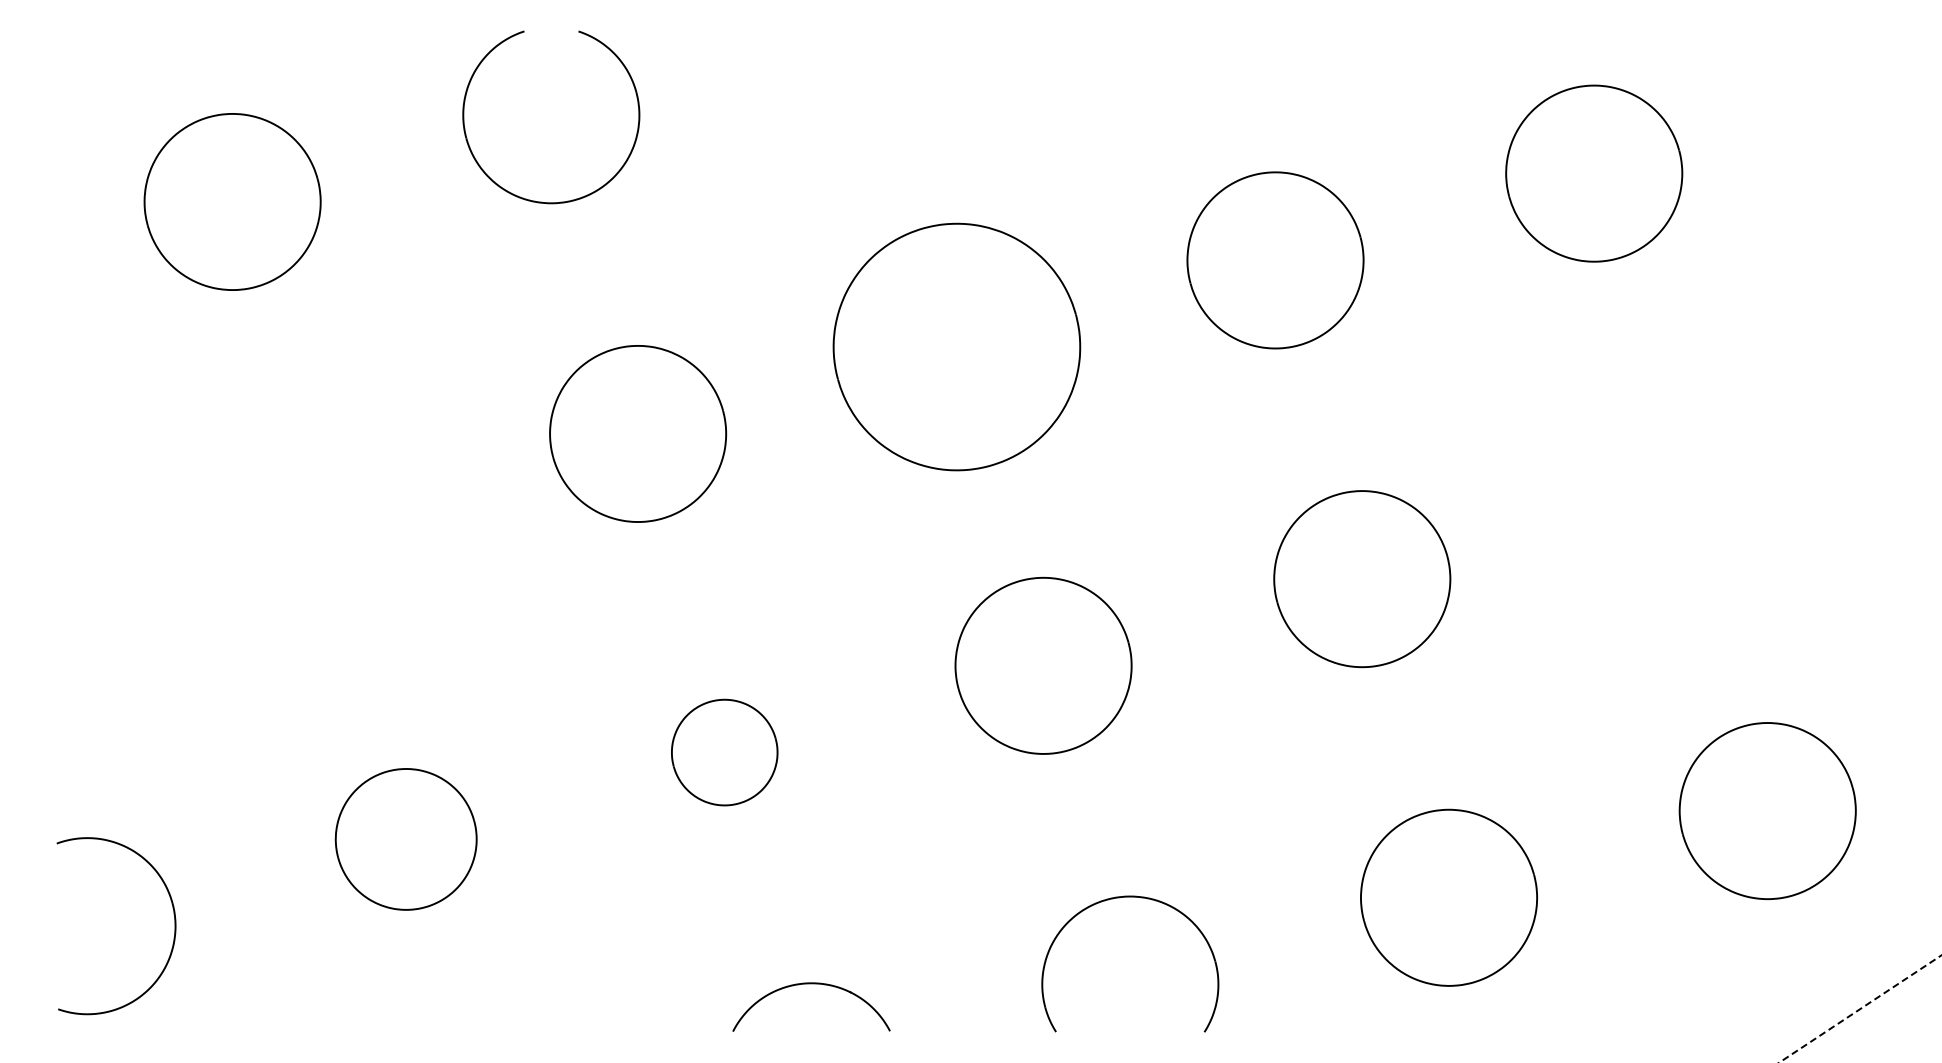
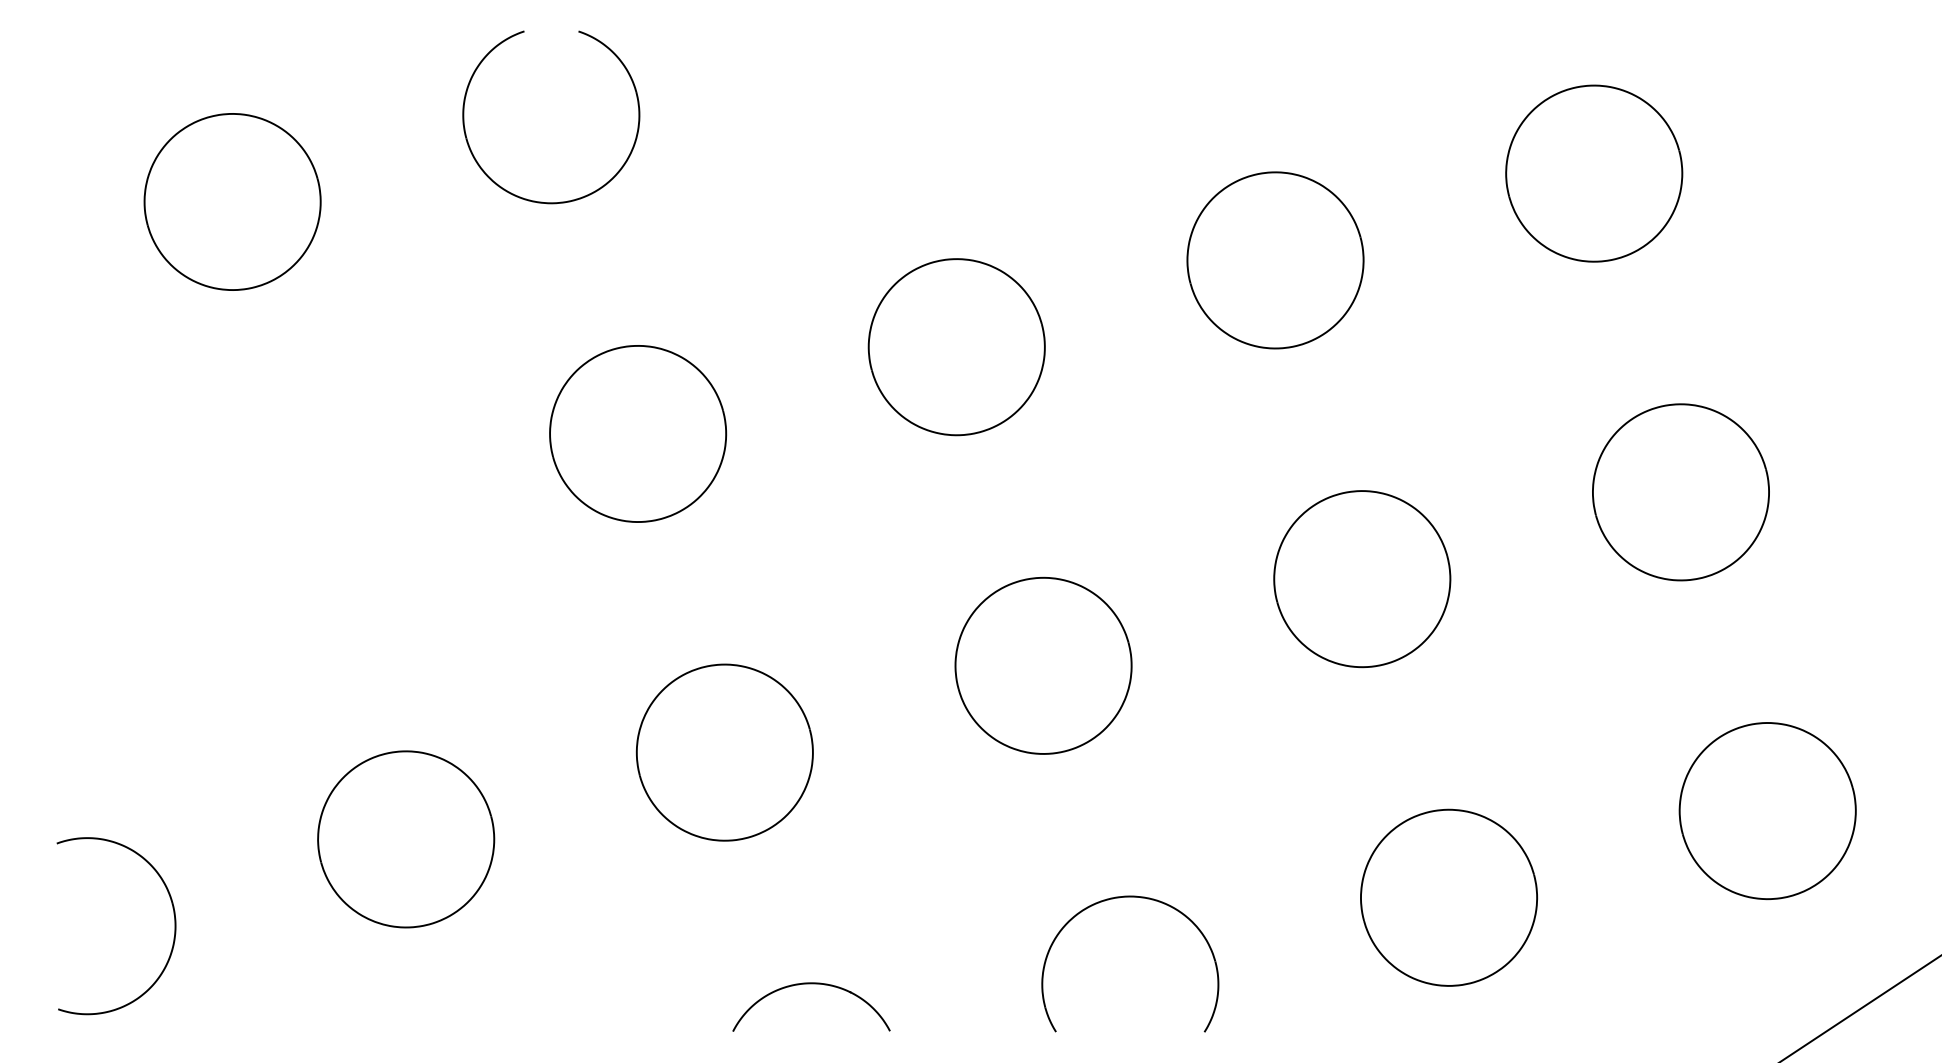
part size: 250x250 px -> 179x179 px (956, 347)
part: none -> present (1680, 492)
part size: 108x109 px -> 179x179 px (724, 752)
part size: 144x143 px -> 179x179 px (406, 839)
line: dashed -> solid (1861, 1008)
